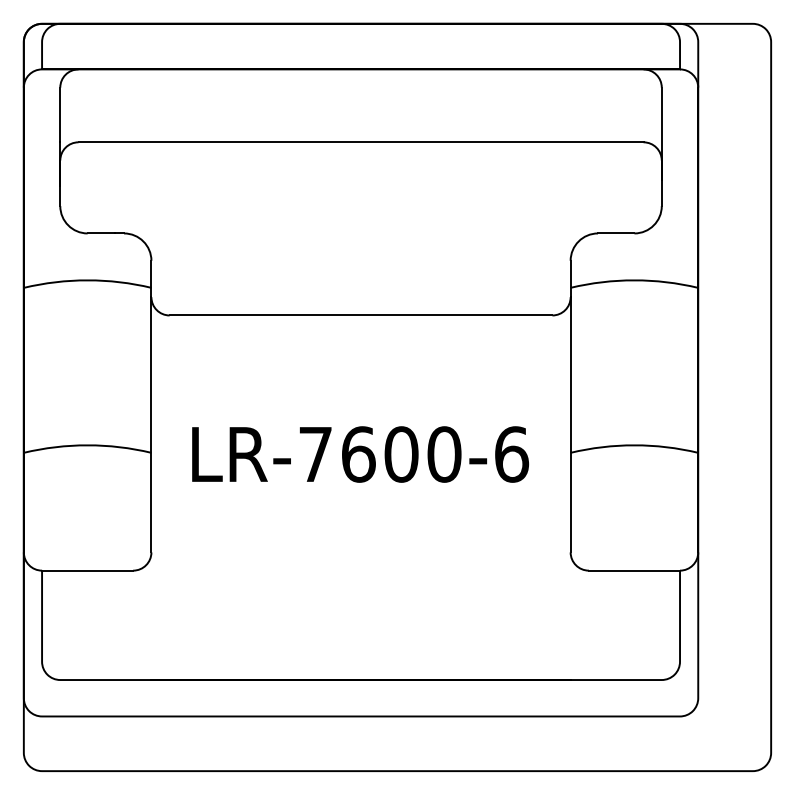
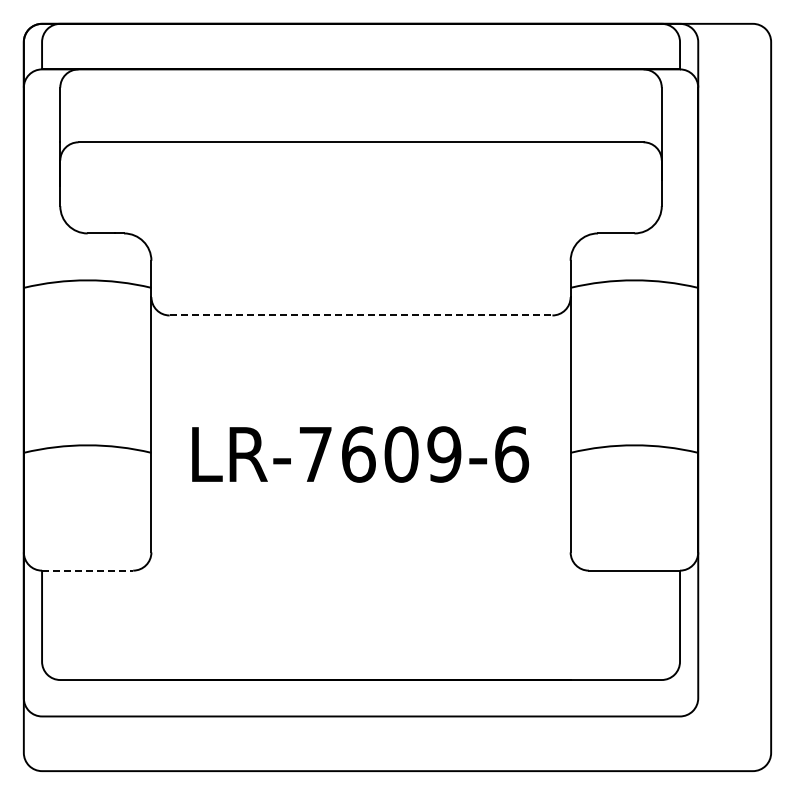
line: solid -> dashed (361, 315)
text: LR-7600-6 -> LR-7609-6 (444, 454)
line: solid -> dashed (87, 570)
